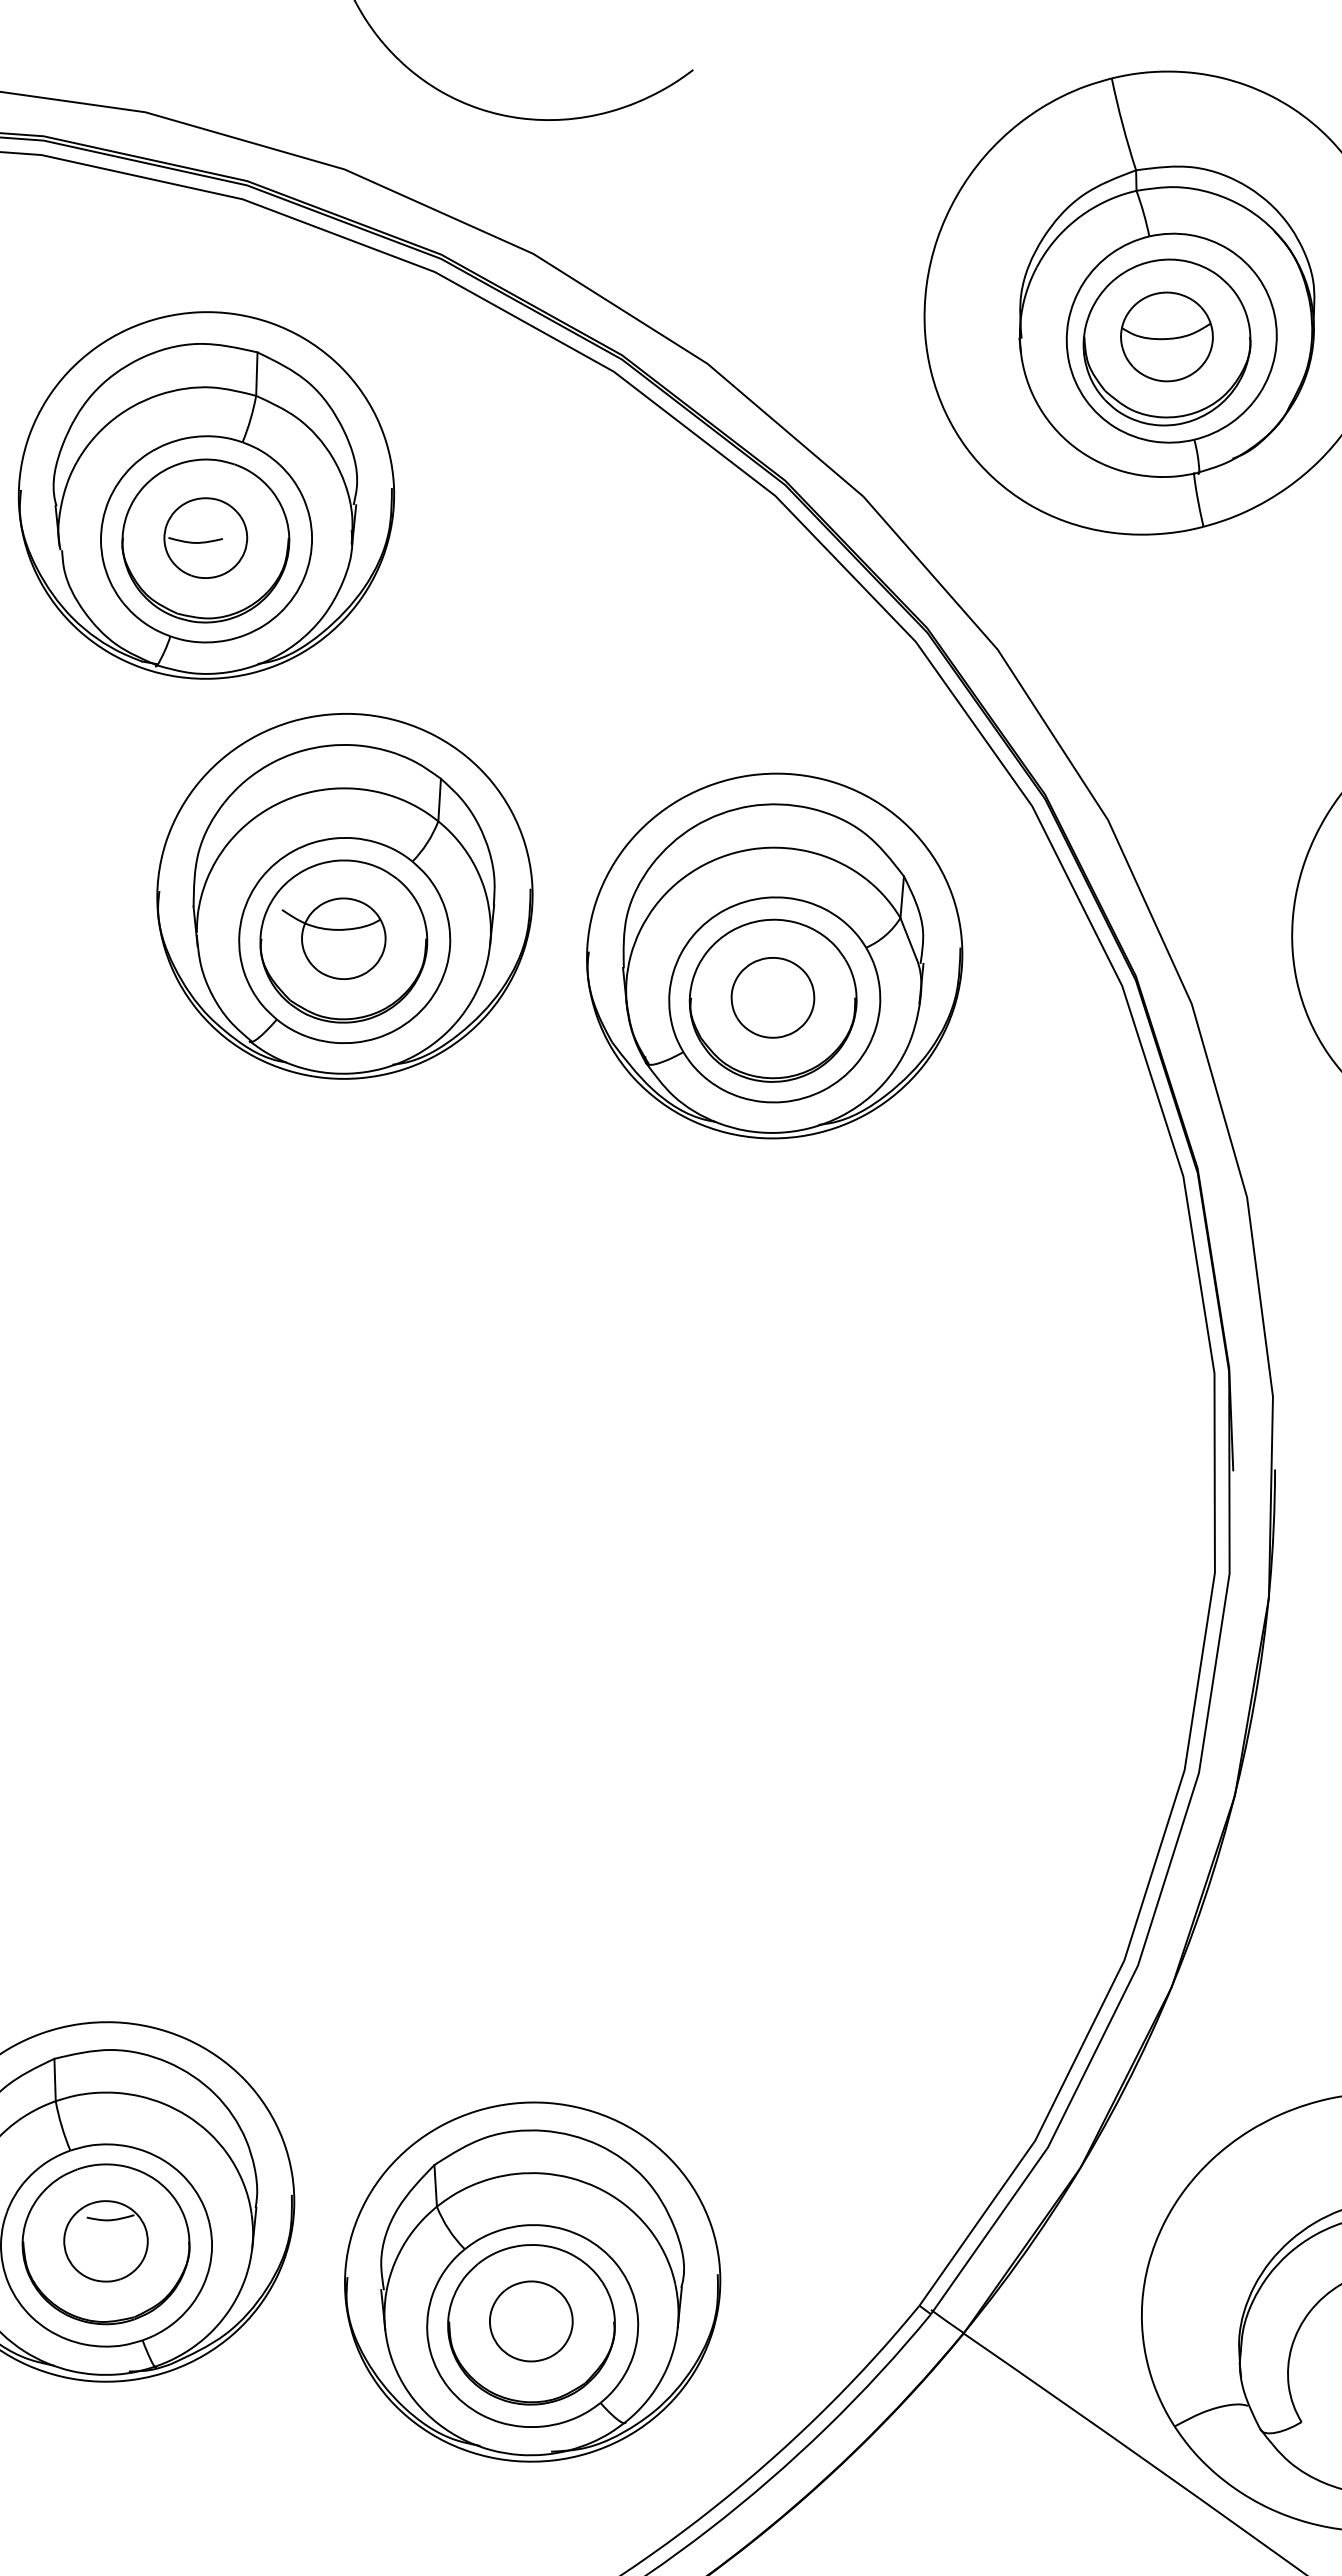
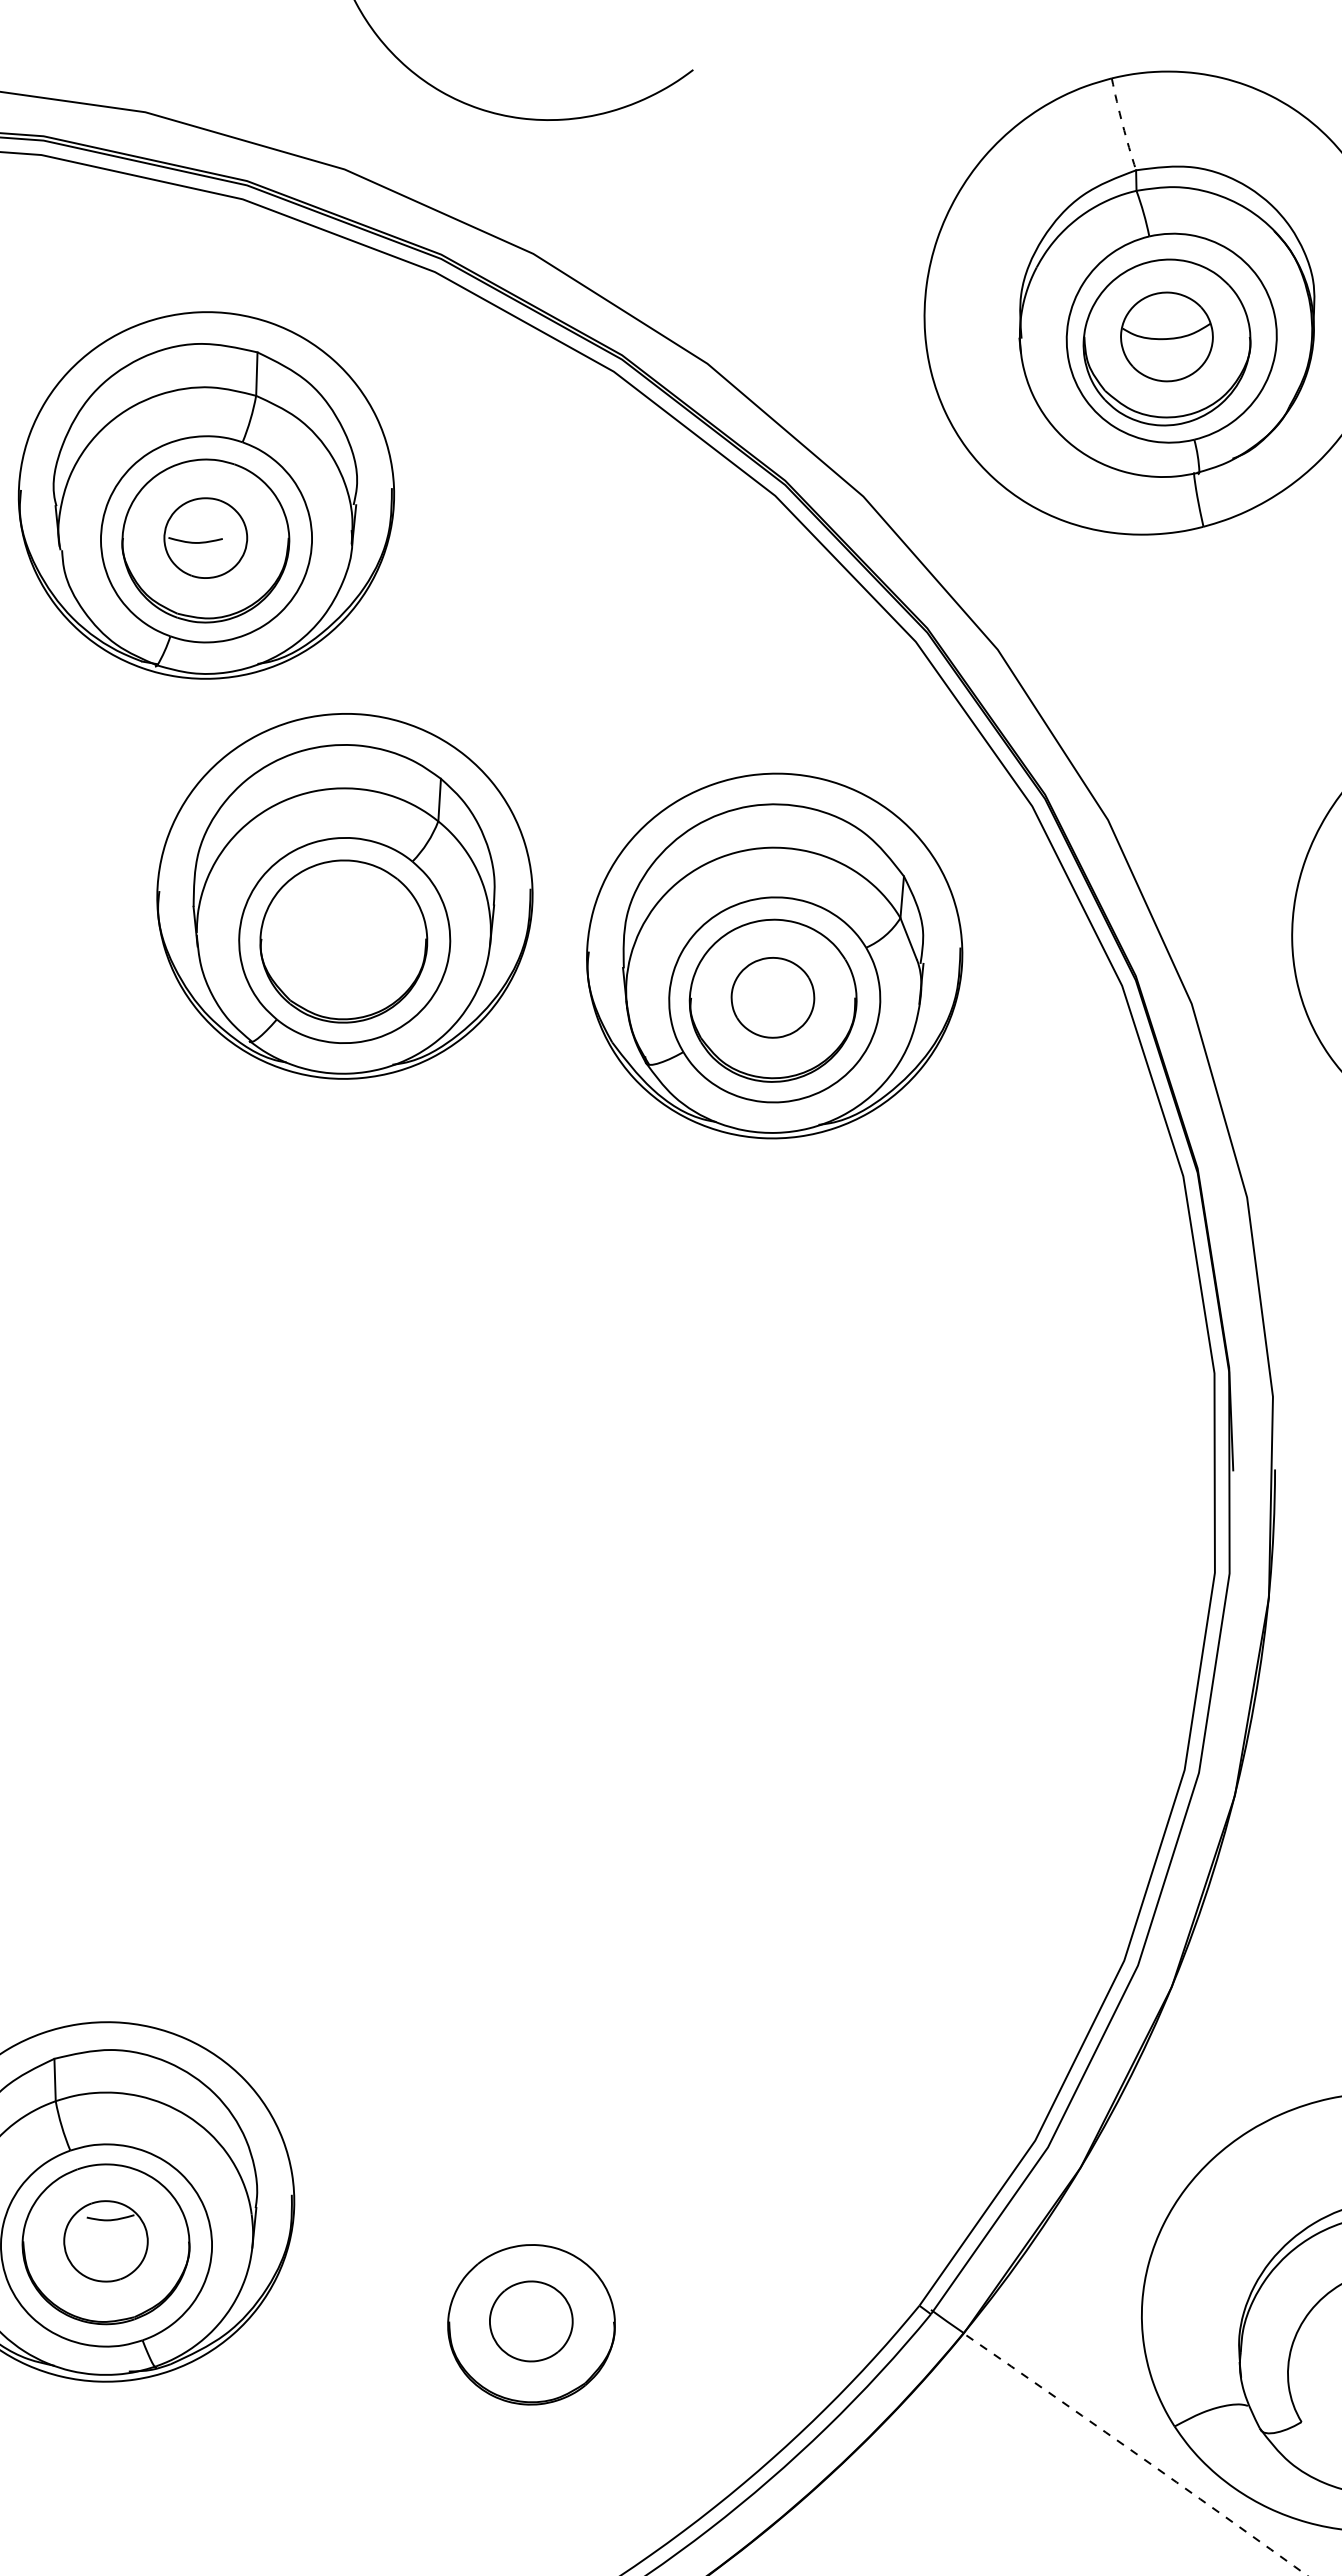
arc: solid -> dashed (1122, 124)
part: present -> none (333, 938)
part: present -> none (532, 2281)
arc: solid -> dashed (1136, 2453)
